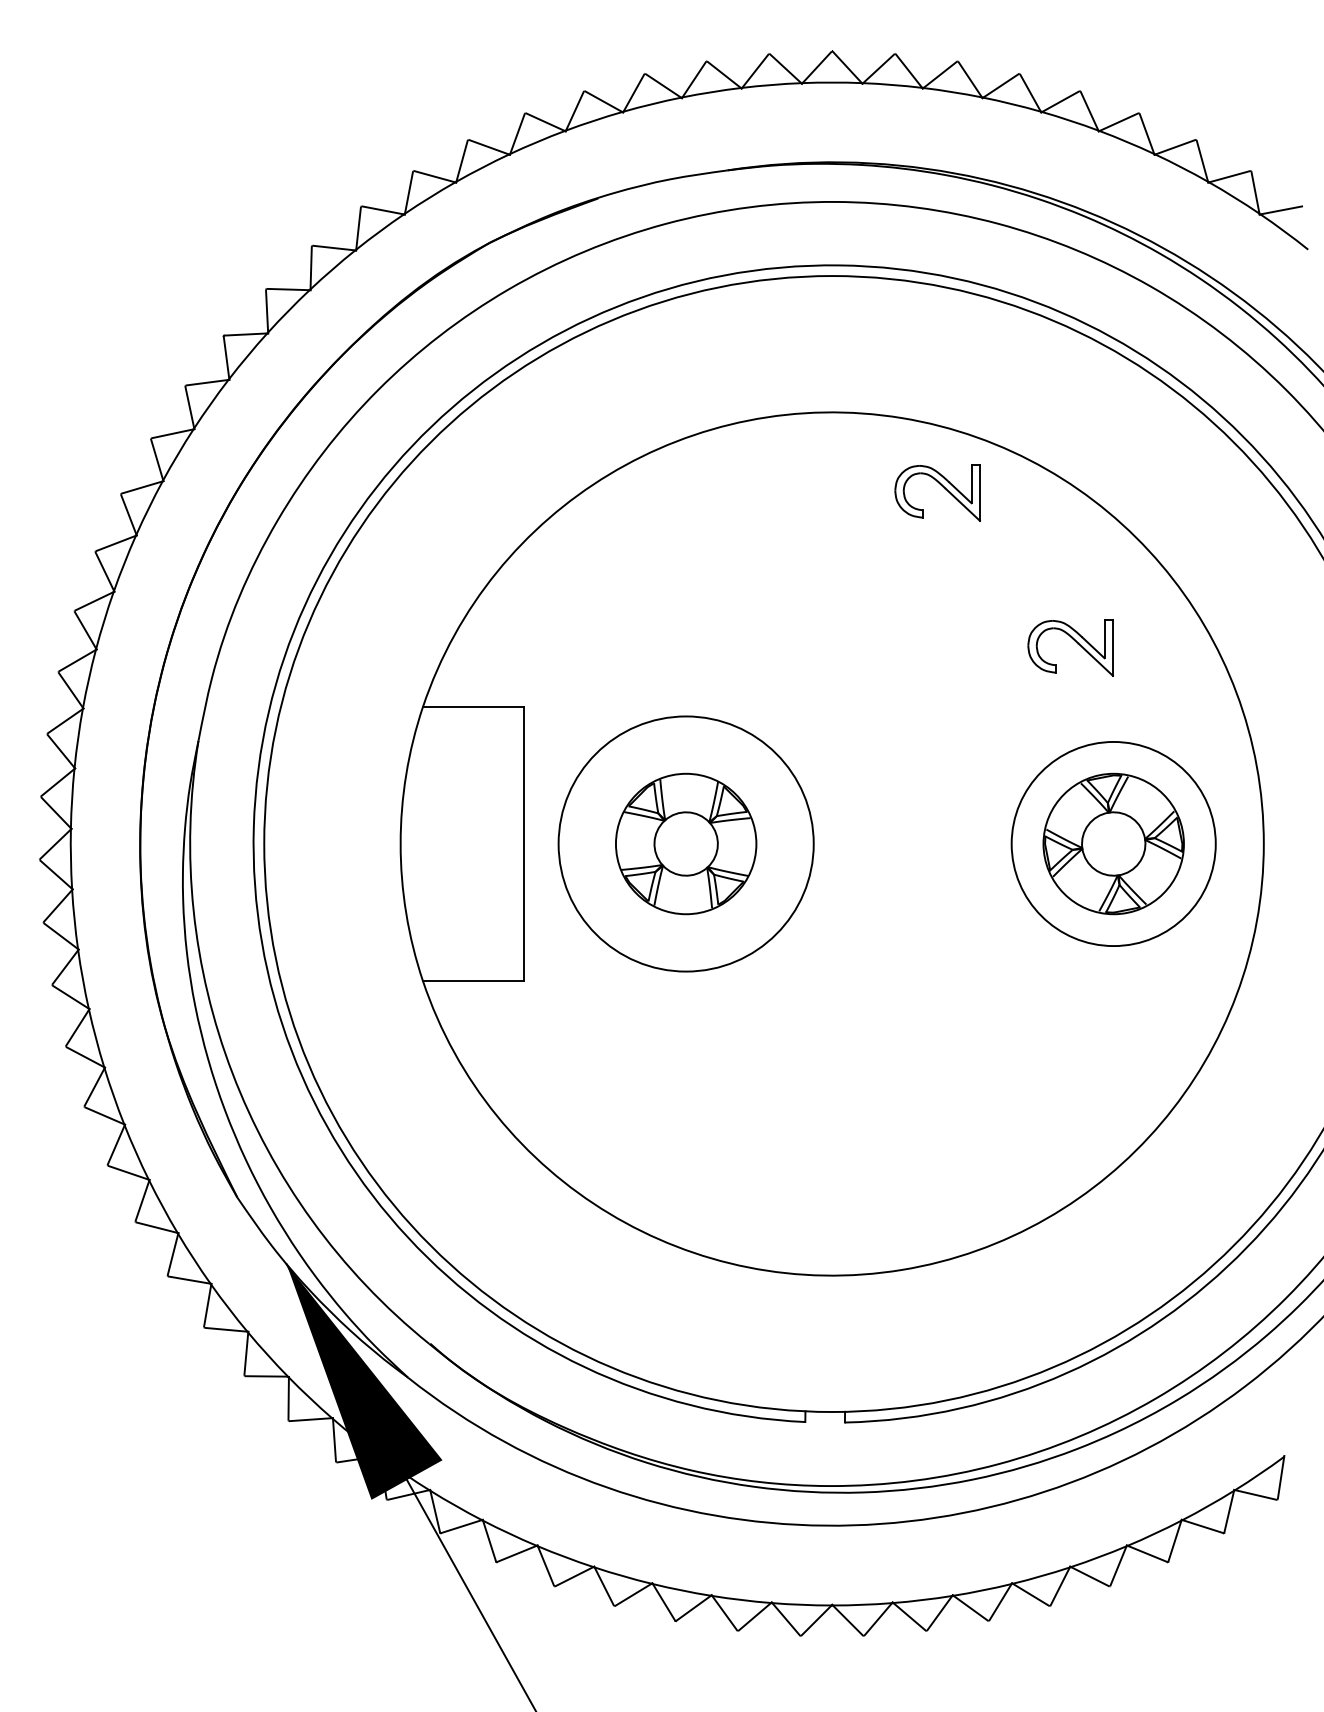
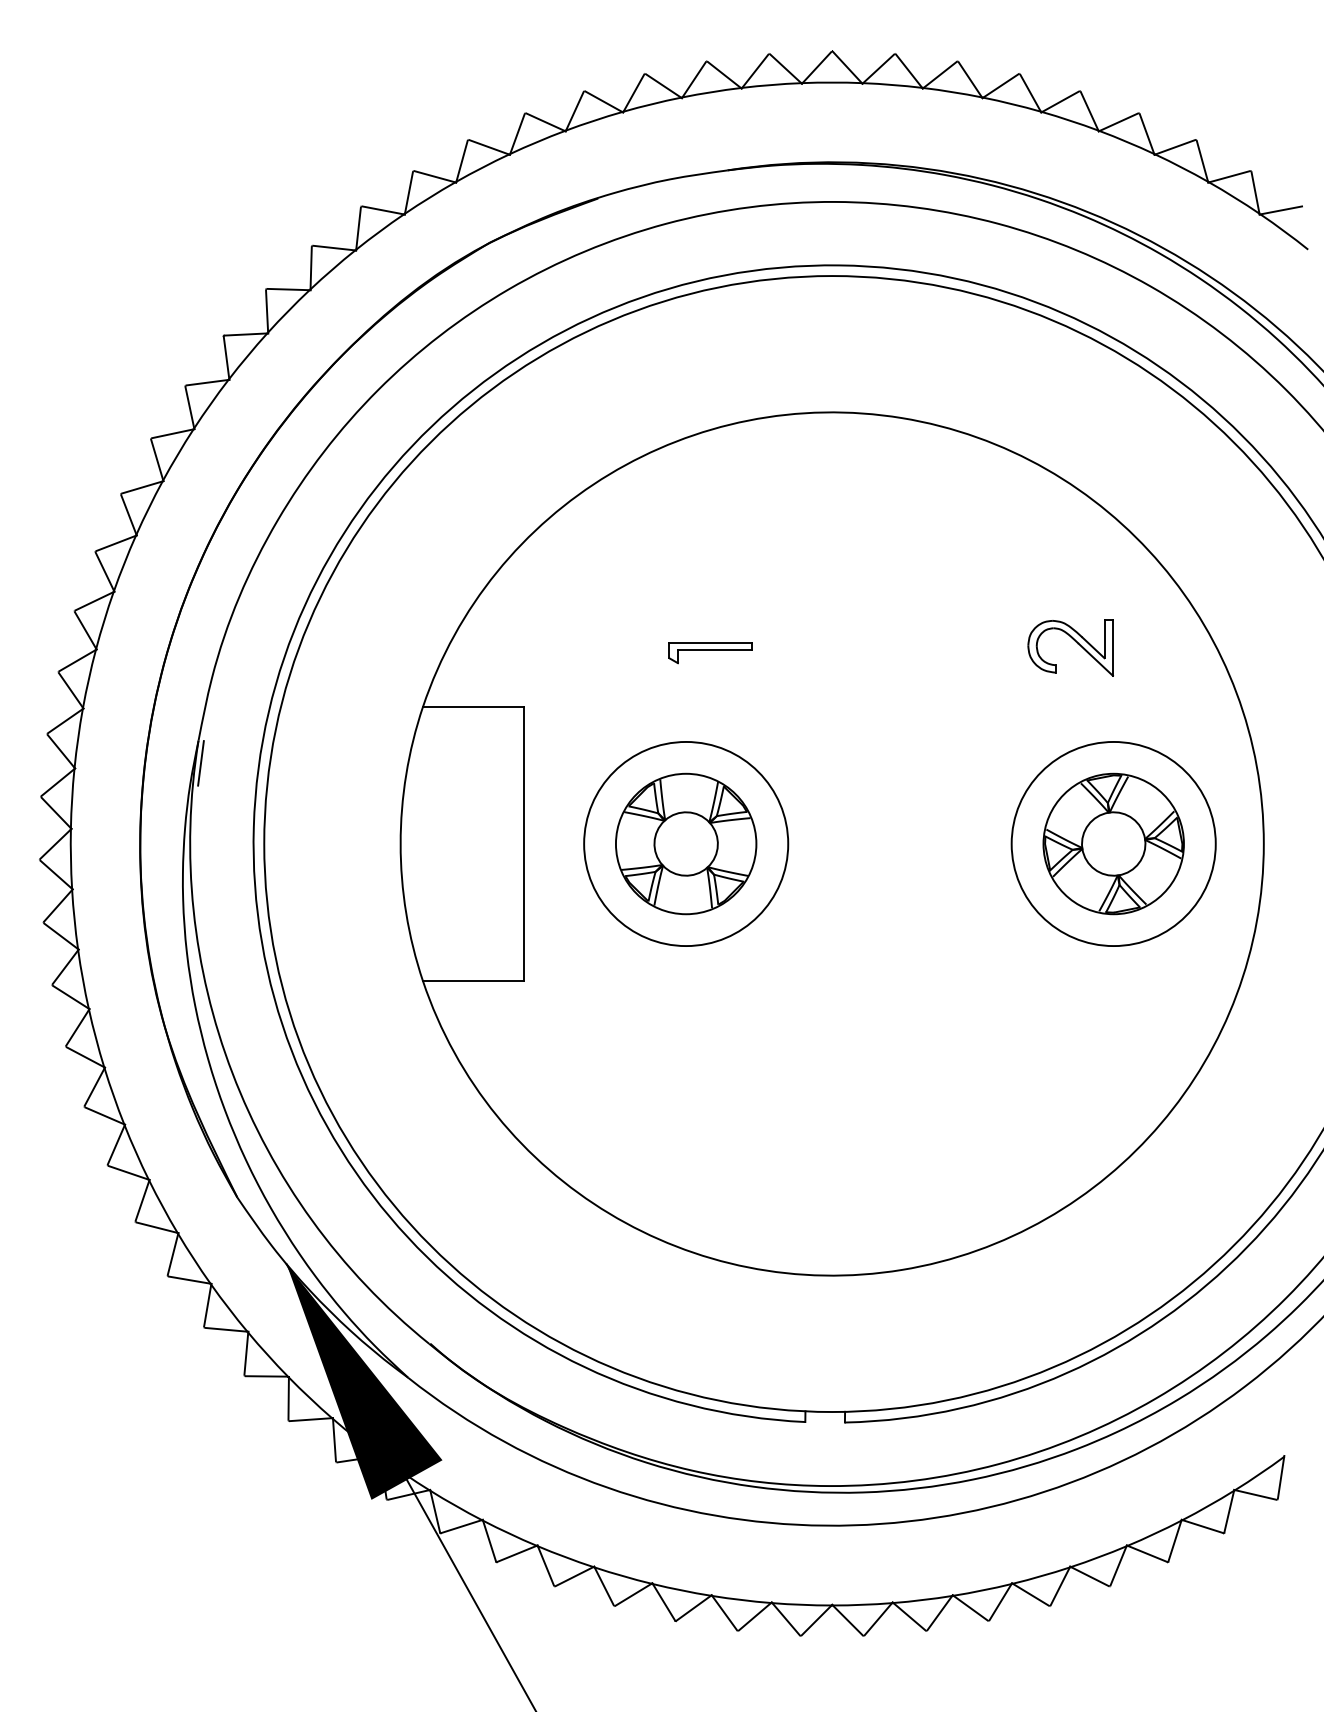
part: present -> none (942, 487)
part: none -> present (710, 653)
line: none -> present (200, 763)
circle diameter: 255 px -> 204 px (686, 843)
